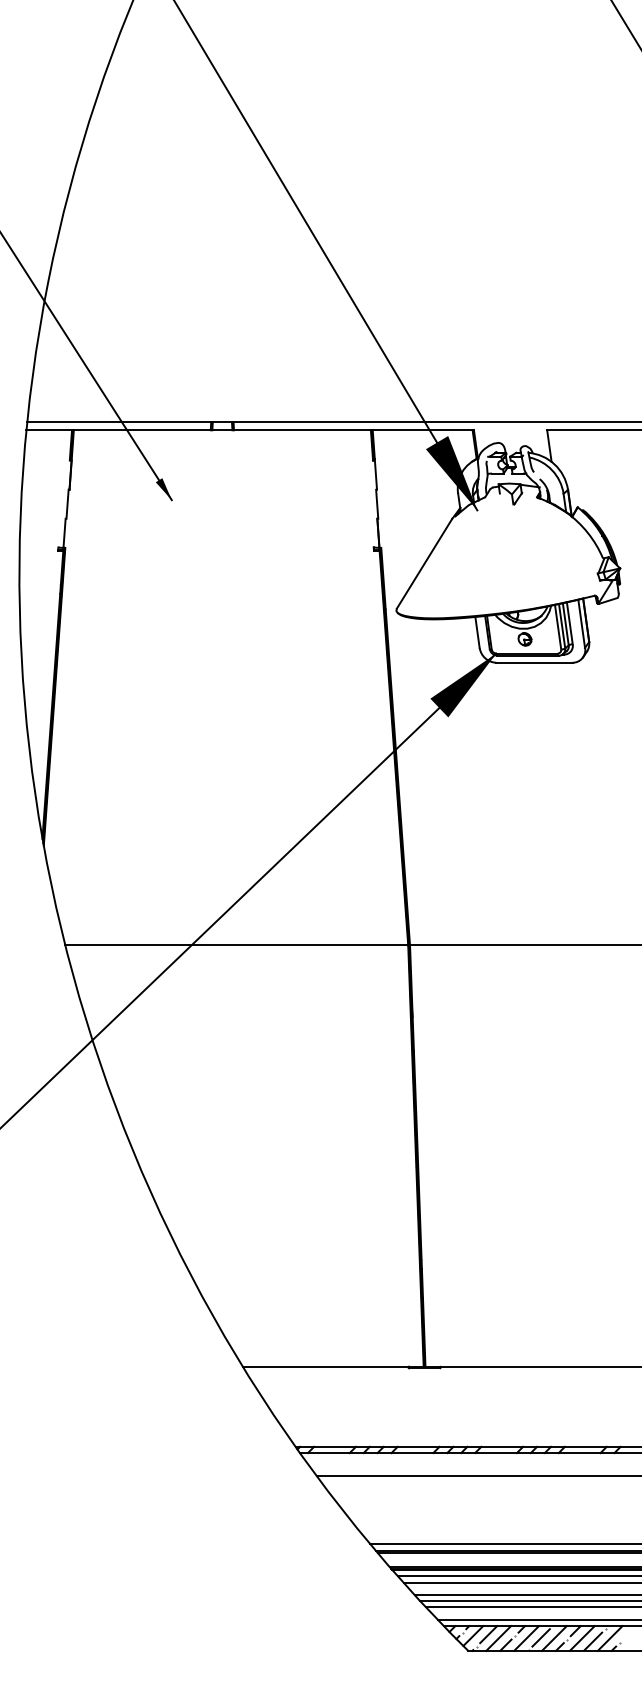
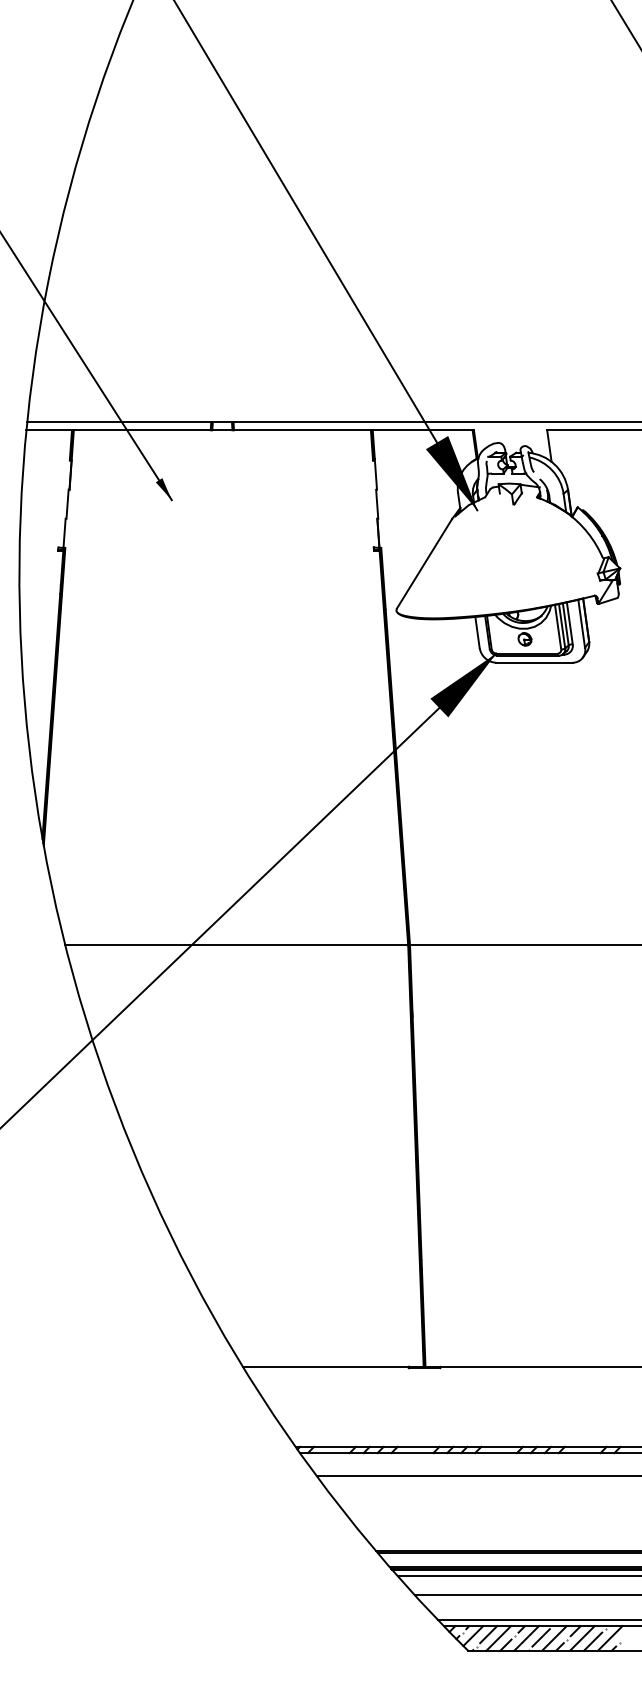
line: present -> none (503, 1543)
line: present -> none (520, 1582)
line: present -> none (529, 1601)
line: present -> none (532, 1607)
